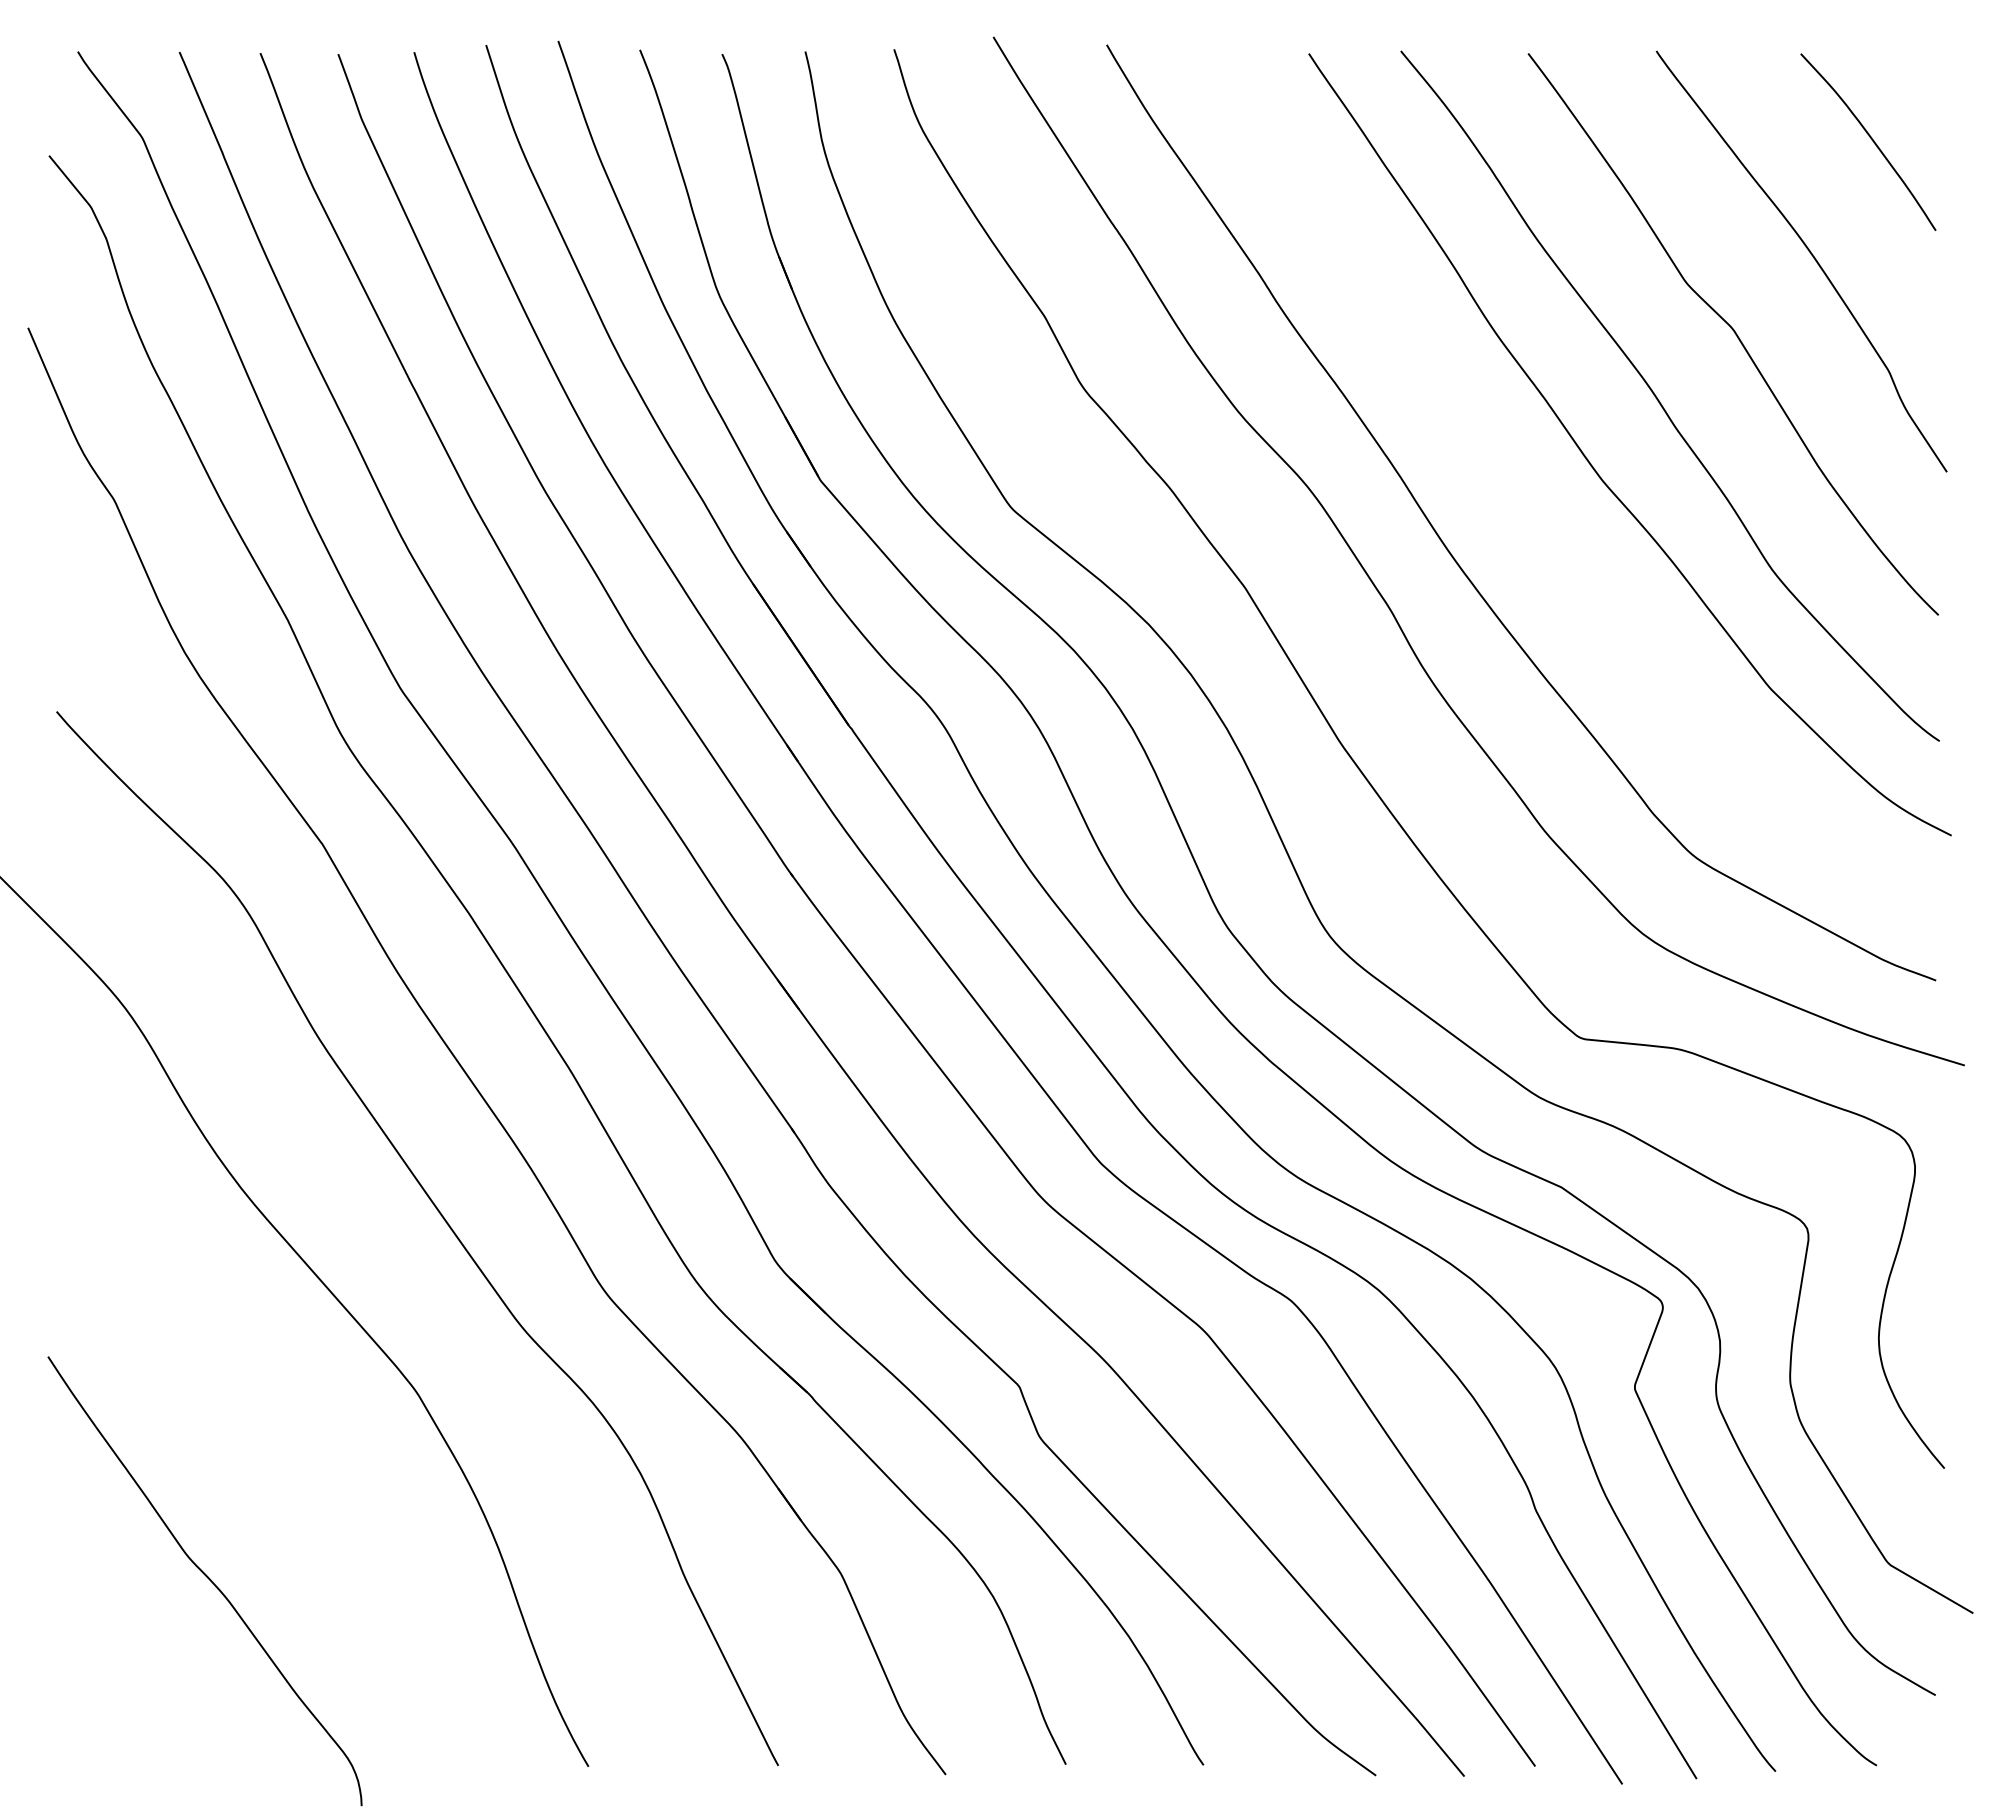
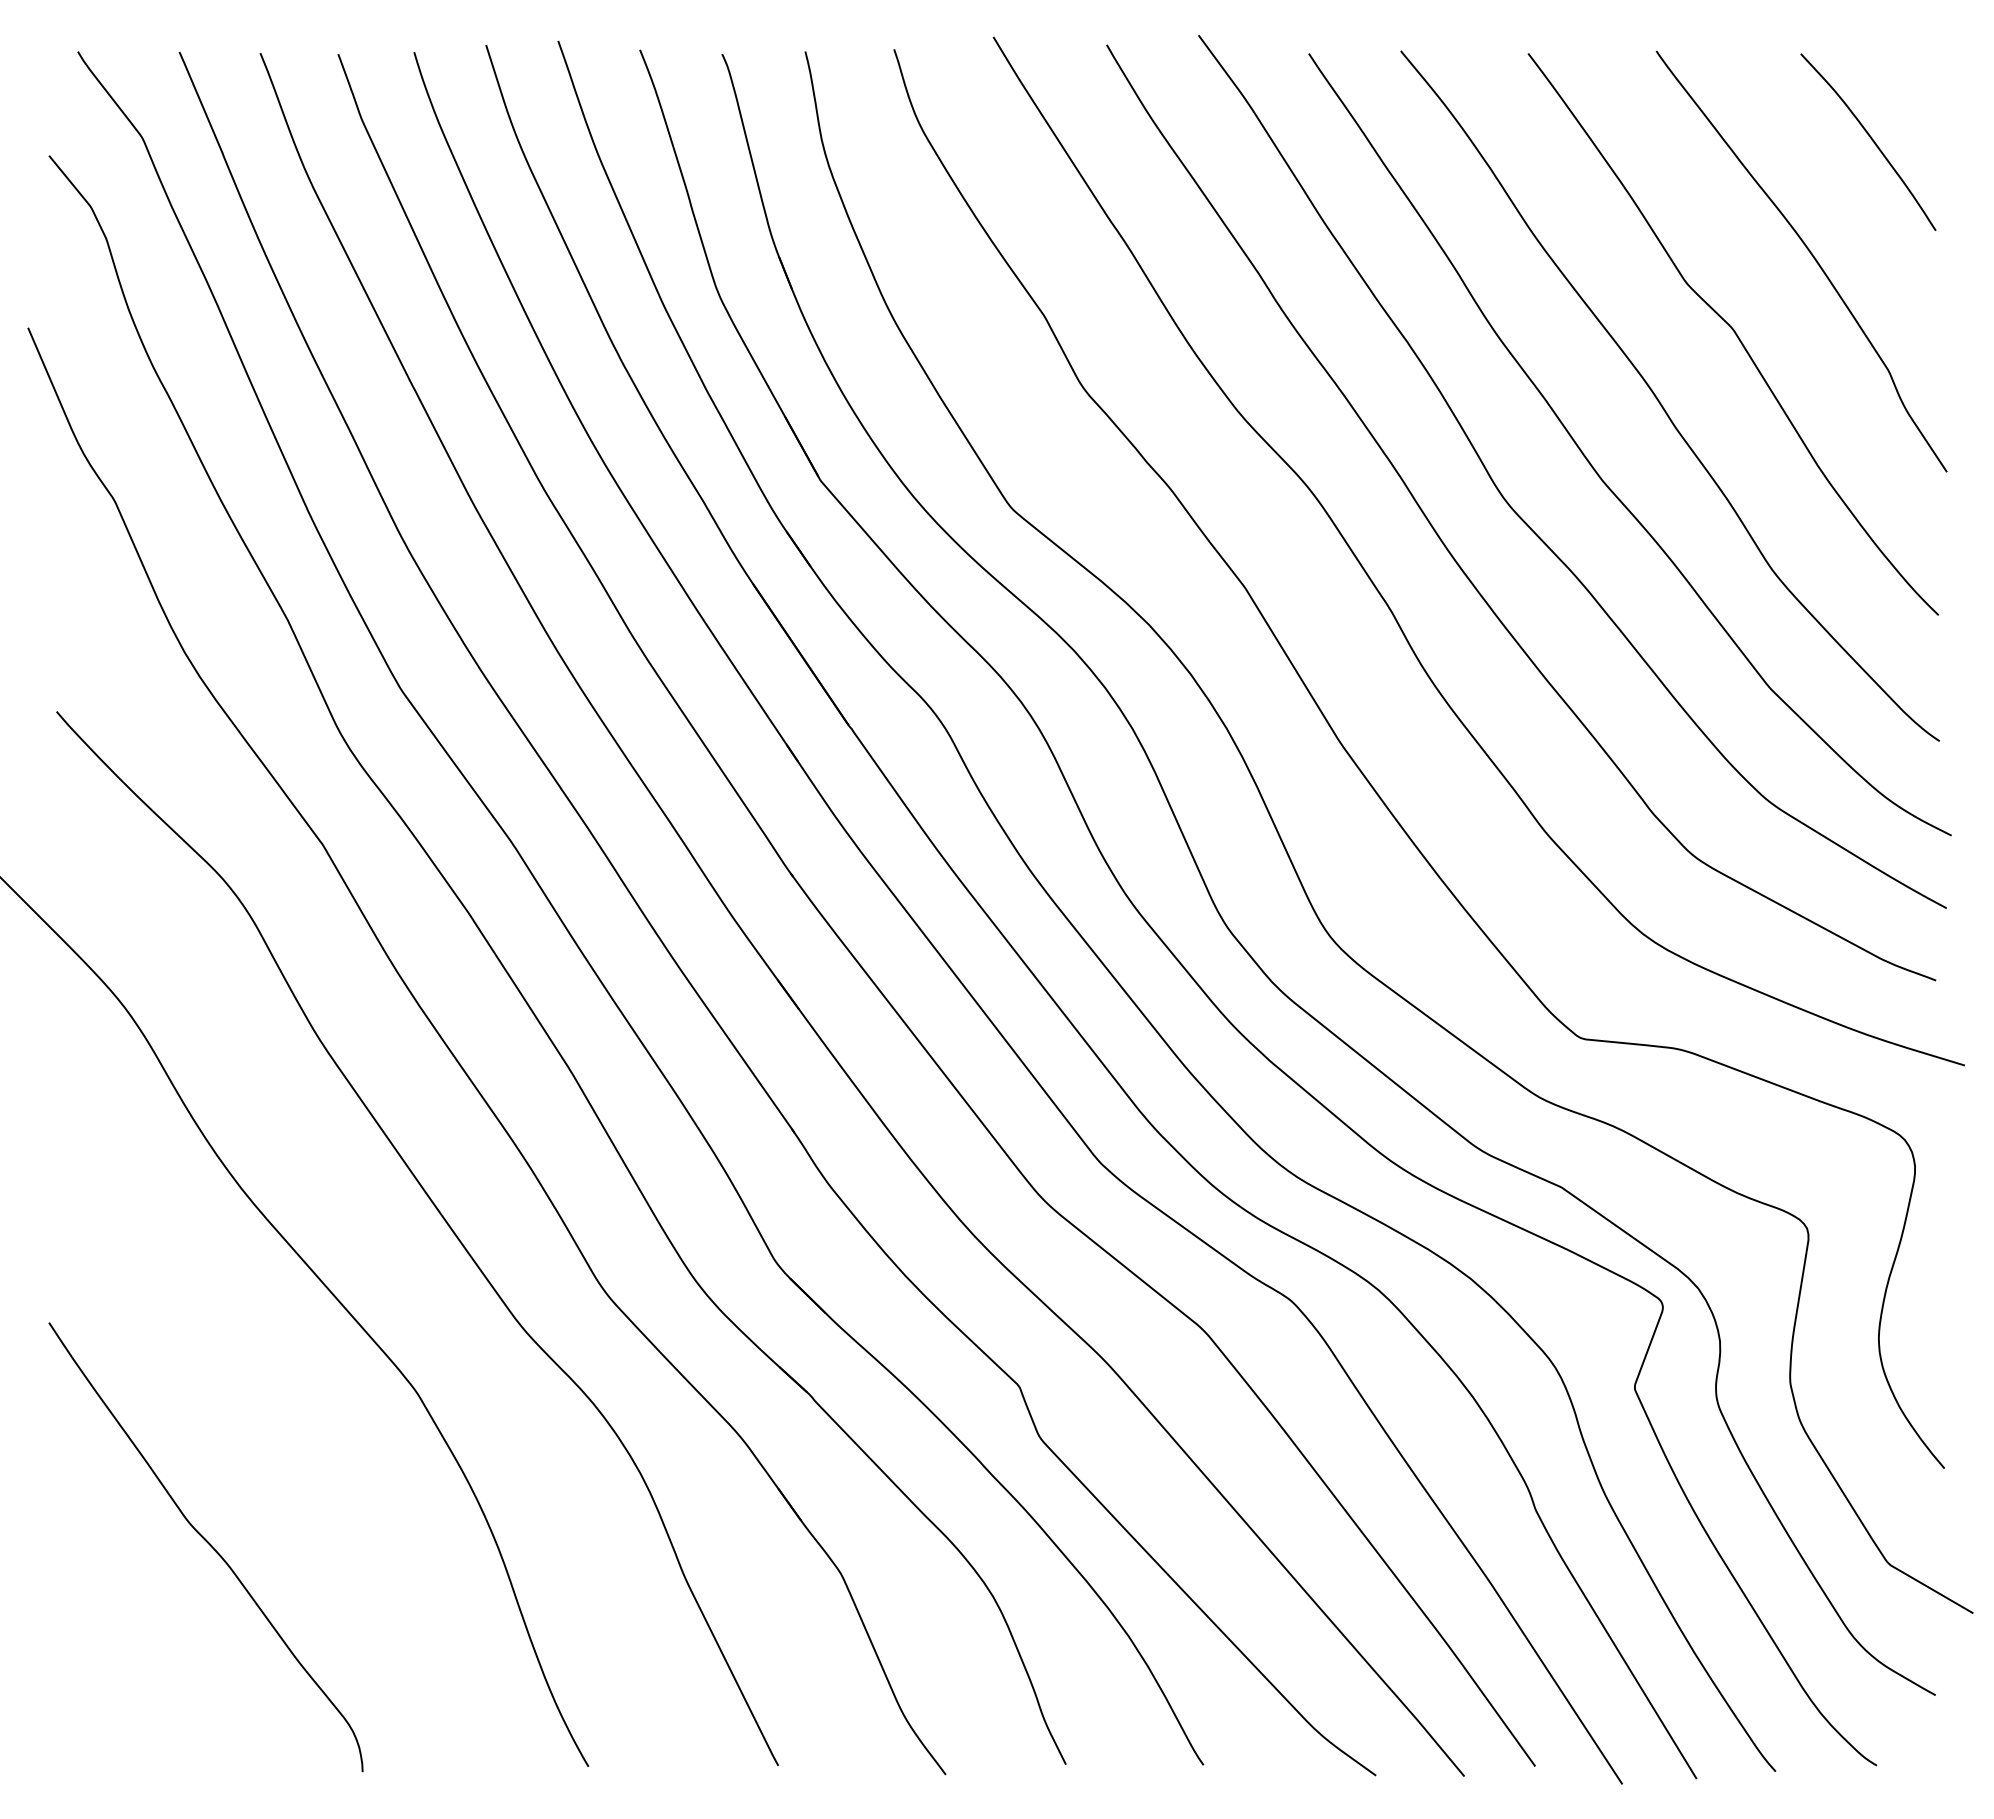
curve: none -> present (1523, 519)
curve position: (207, 1578) -> (208, 1544) (208, 1544)
